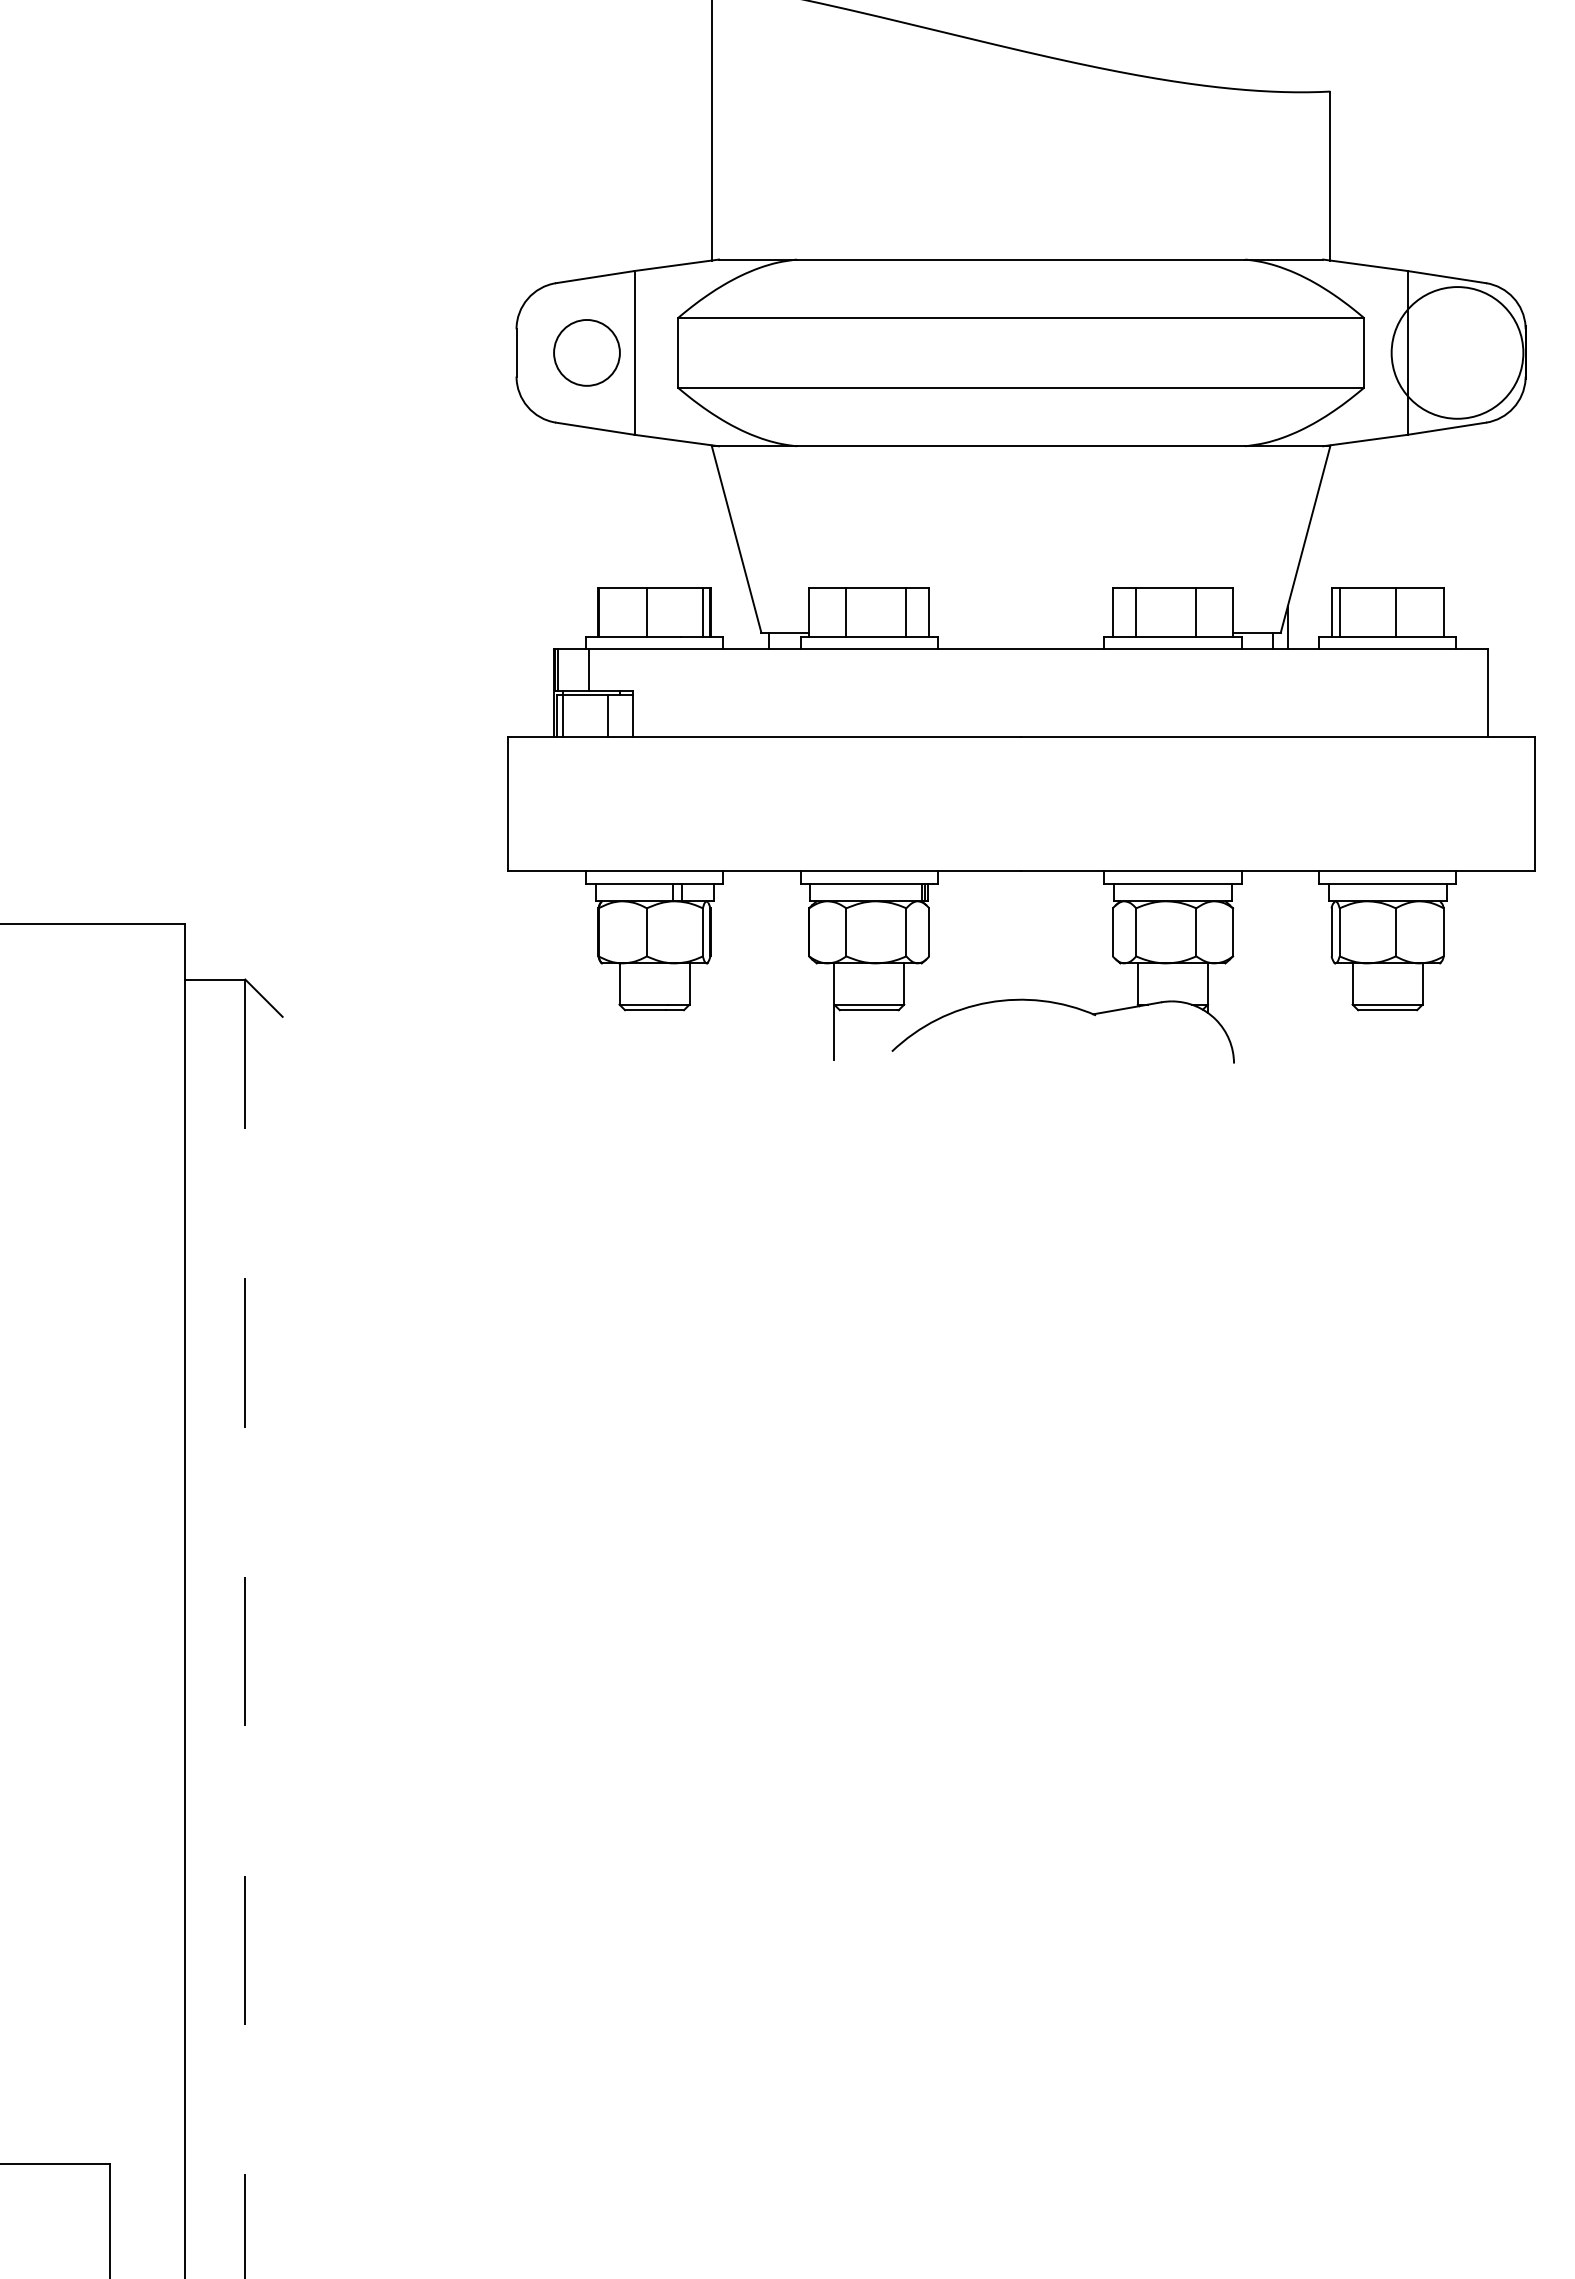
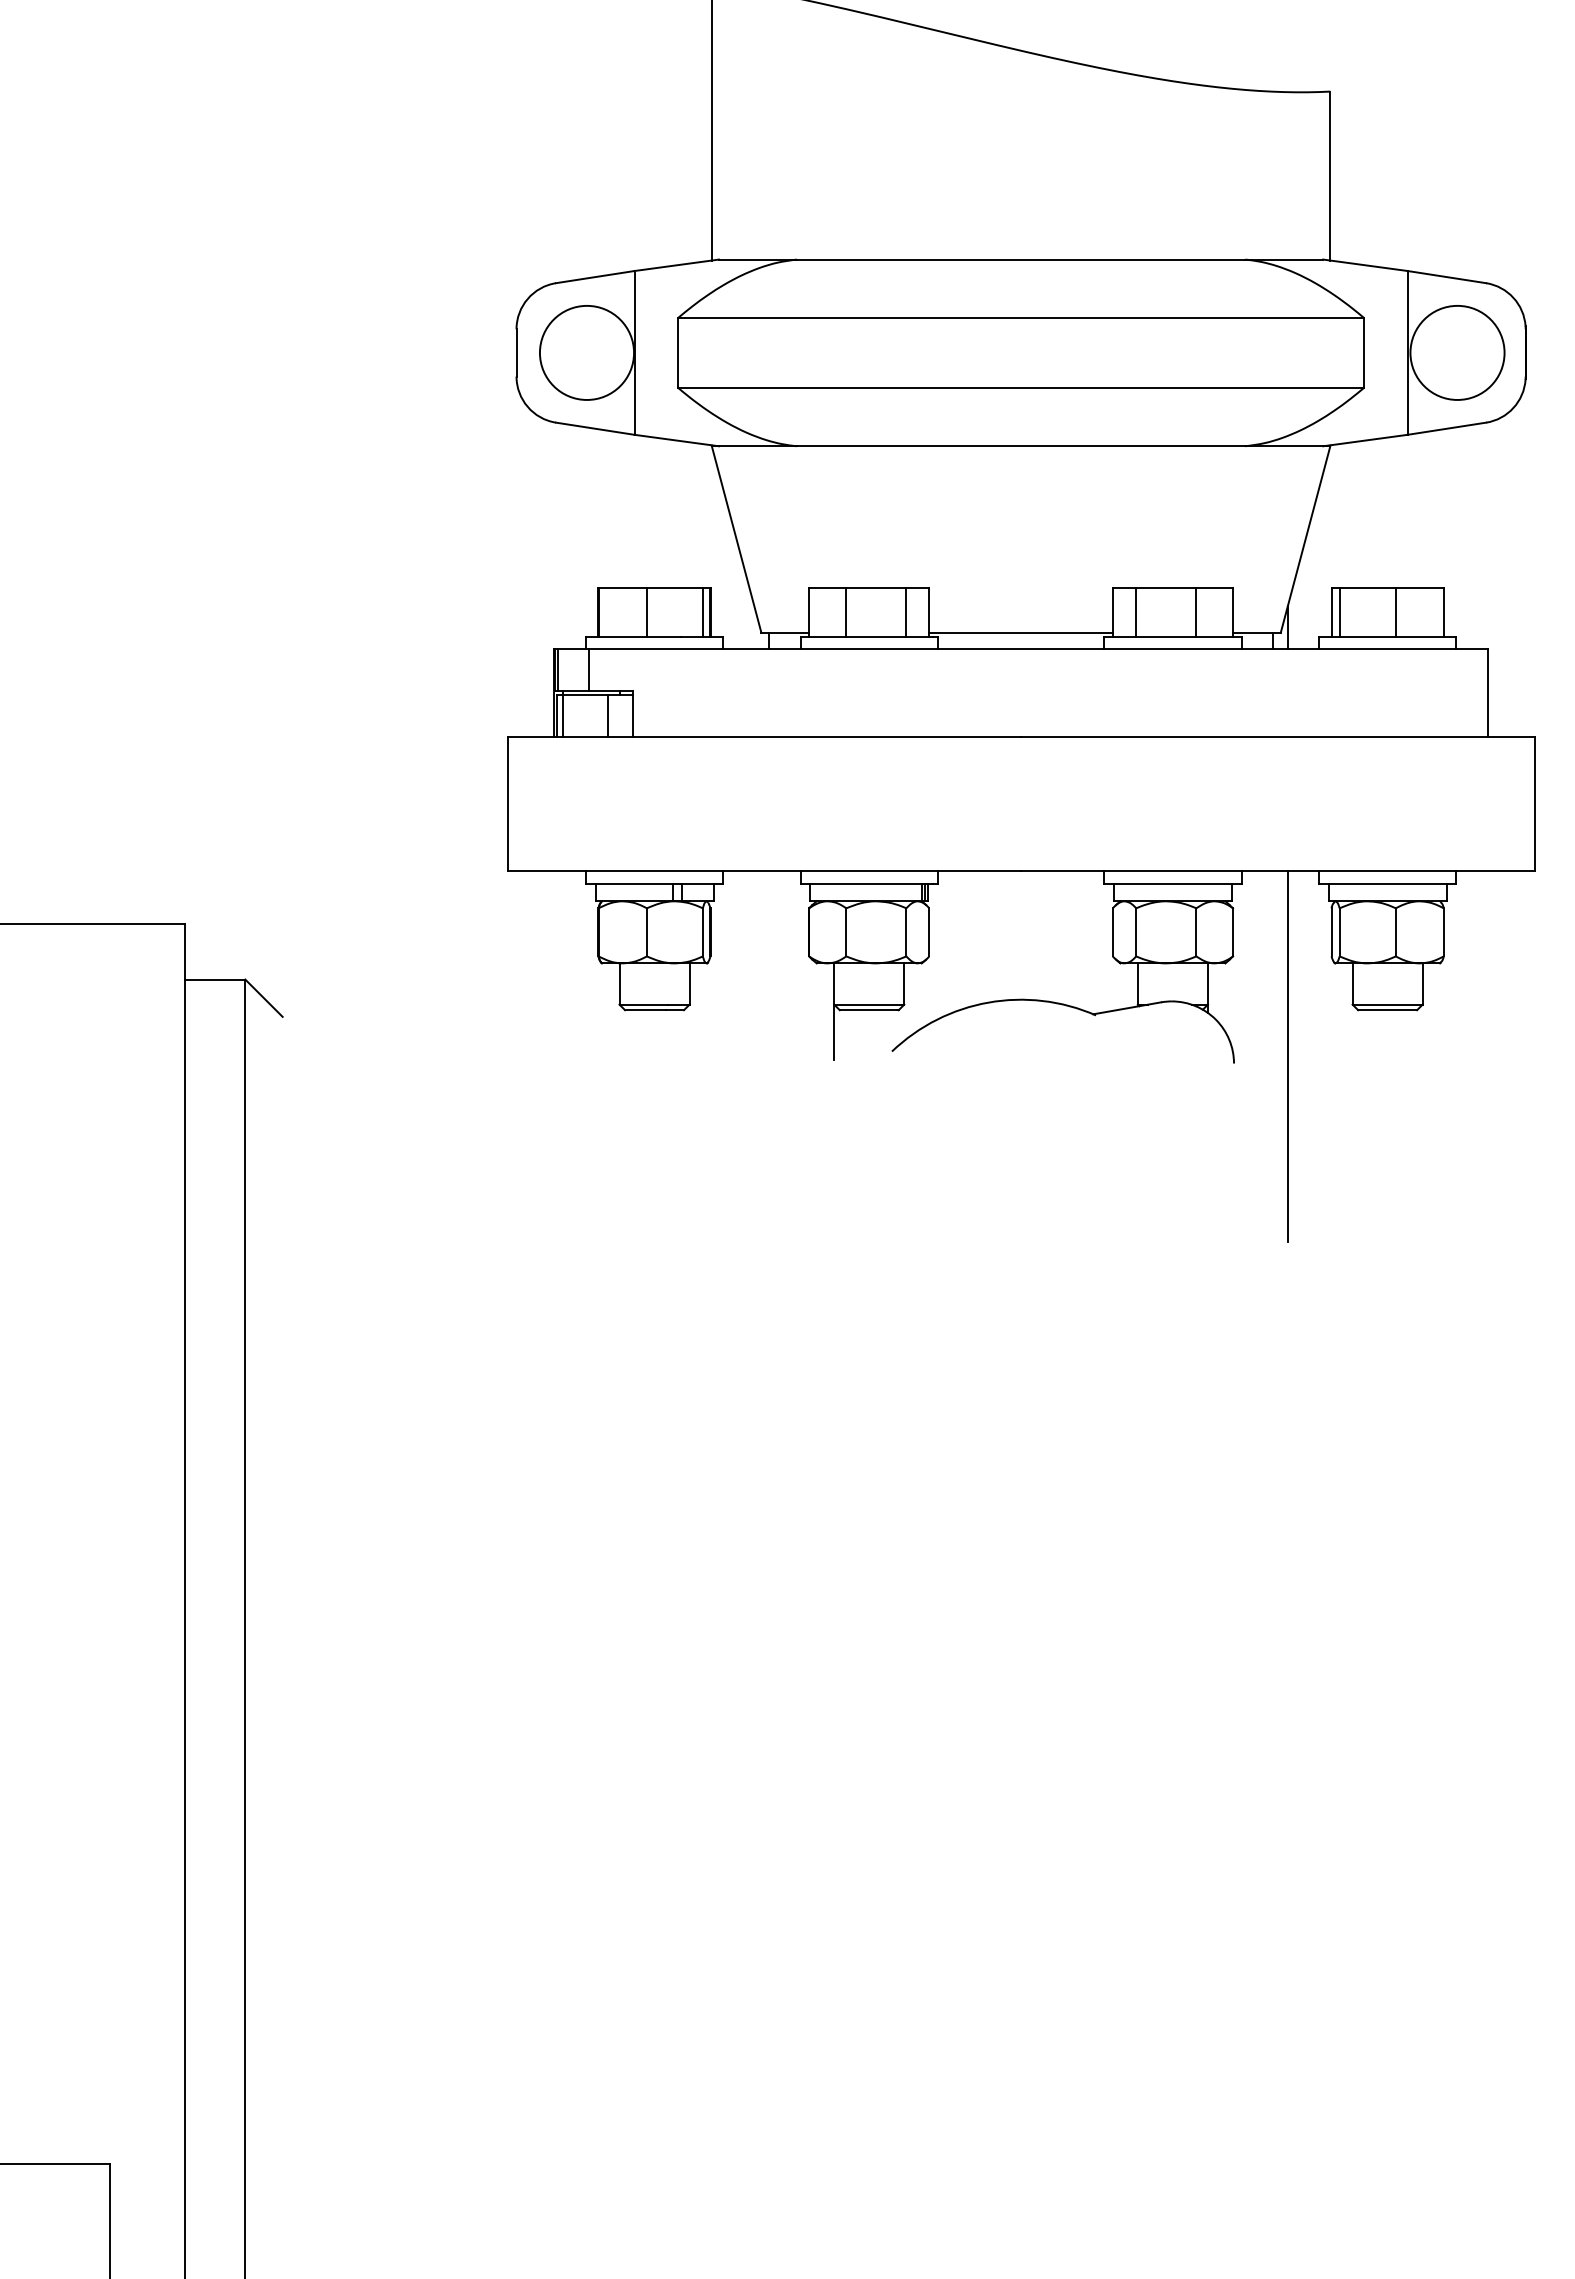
circle diameter: 66 px -> 94 px (586, 352)
circle diameter: 132 px -> 94 px (1457, 352)
line: none -> present (1020, 632)
line: none -> present (1287, 1056)
line: dashed -> solid (245, 1629)
